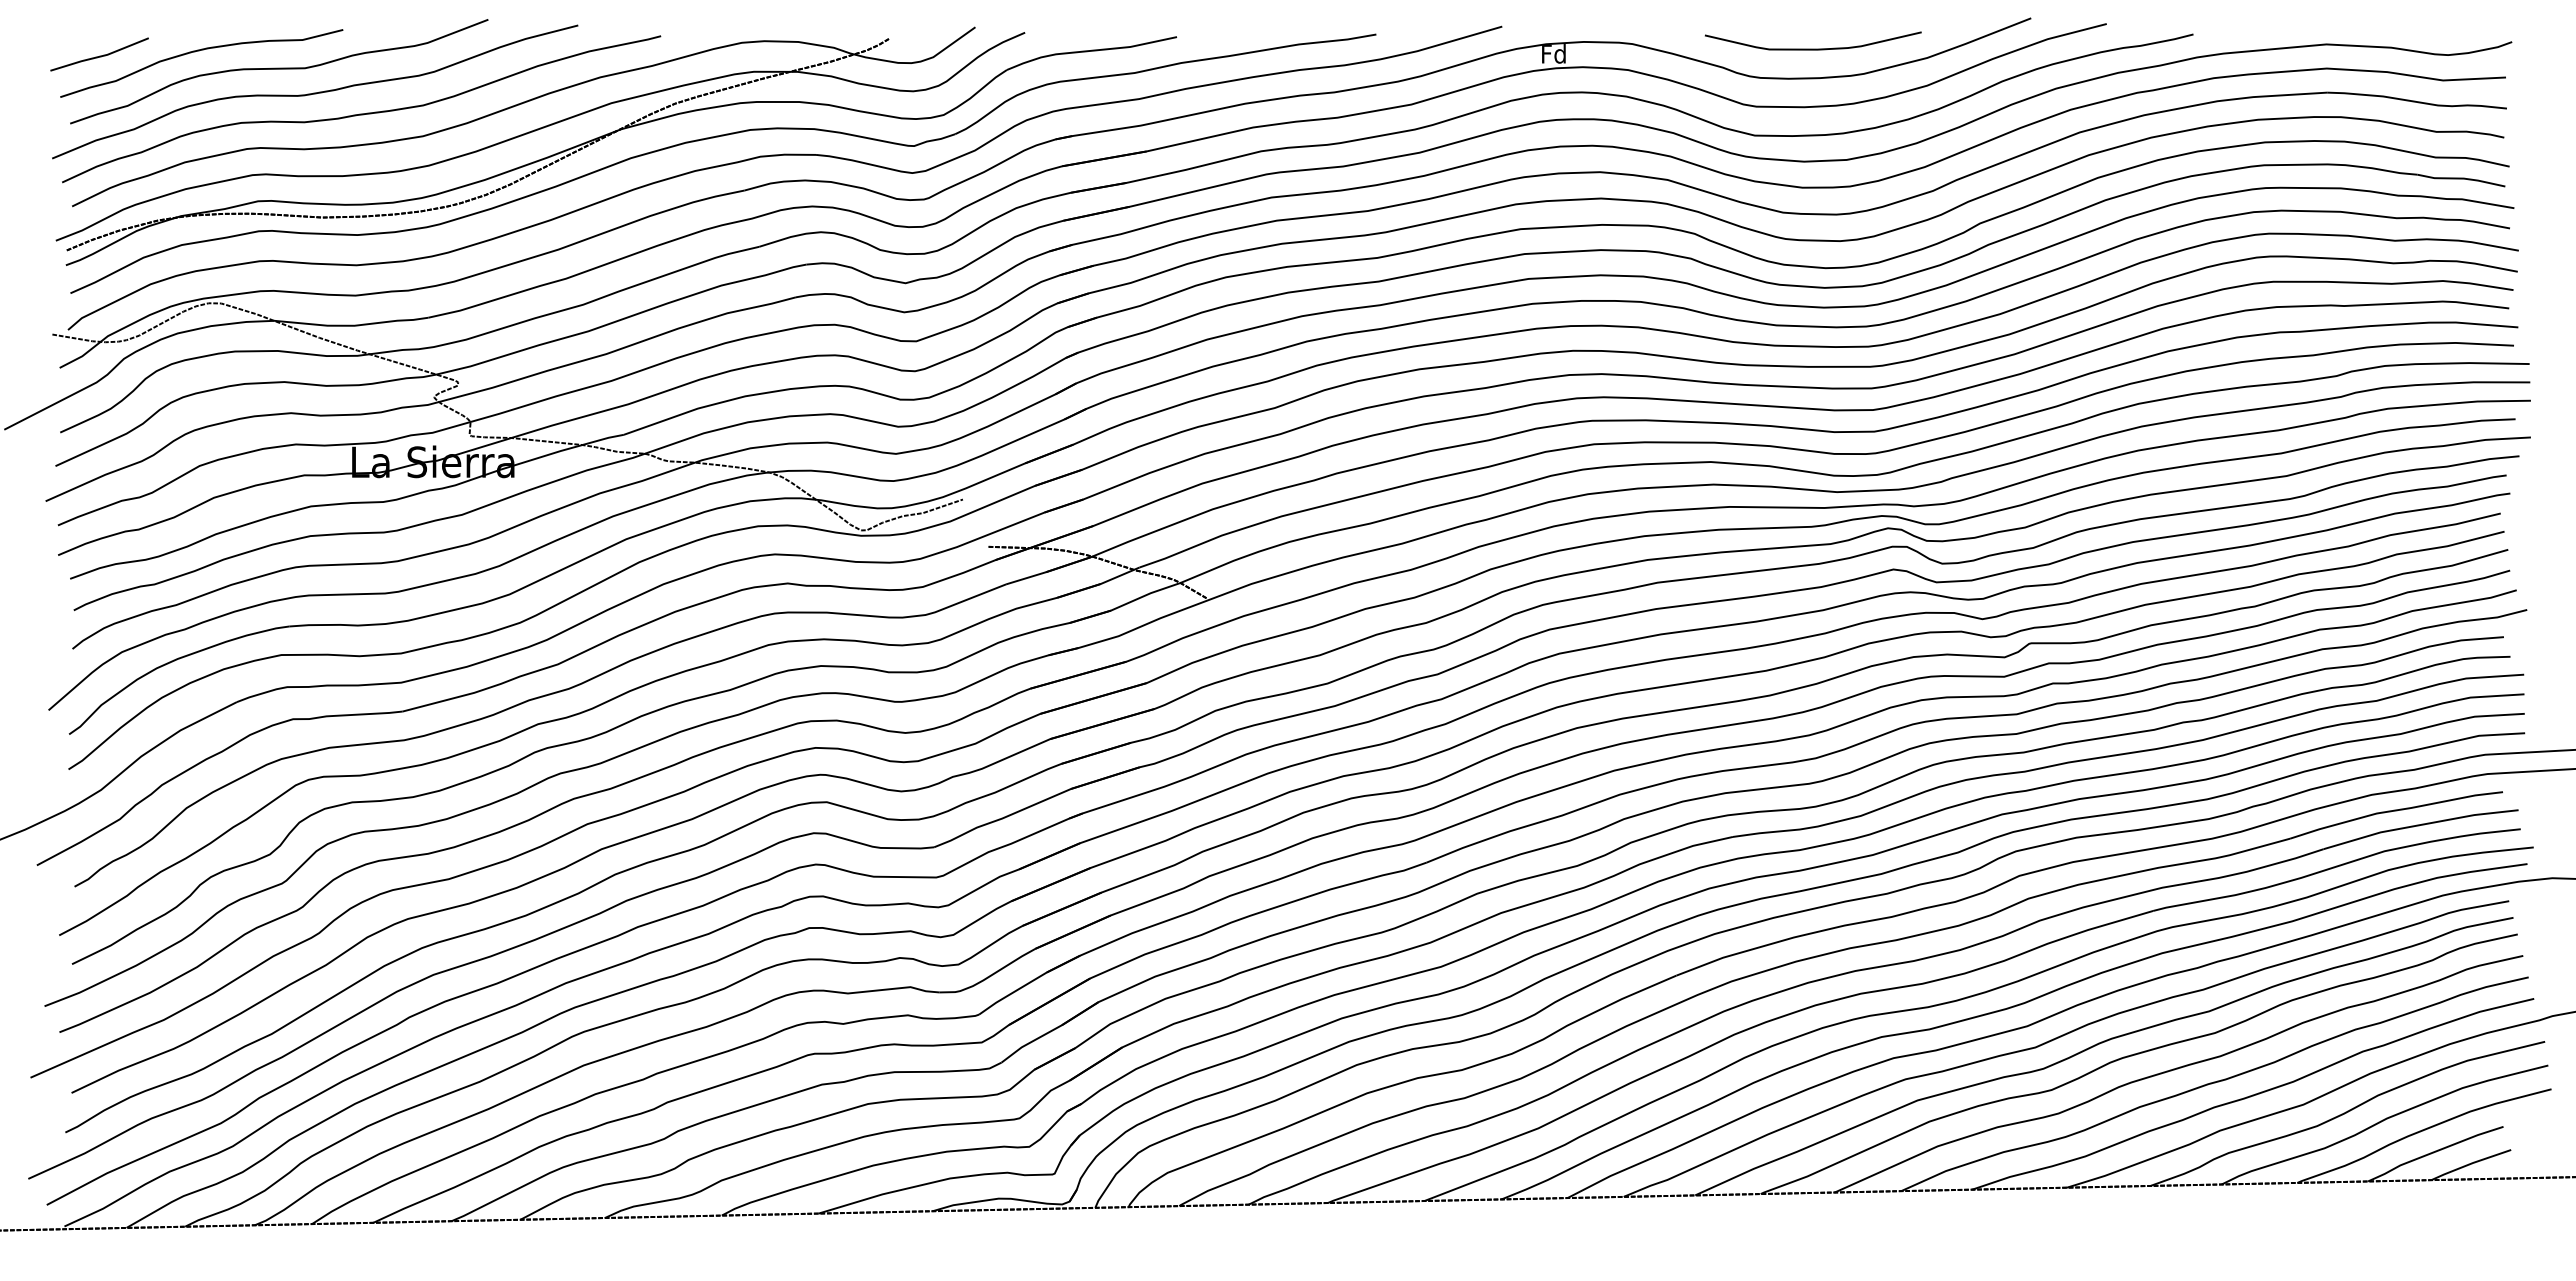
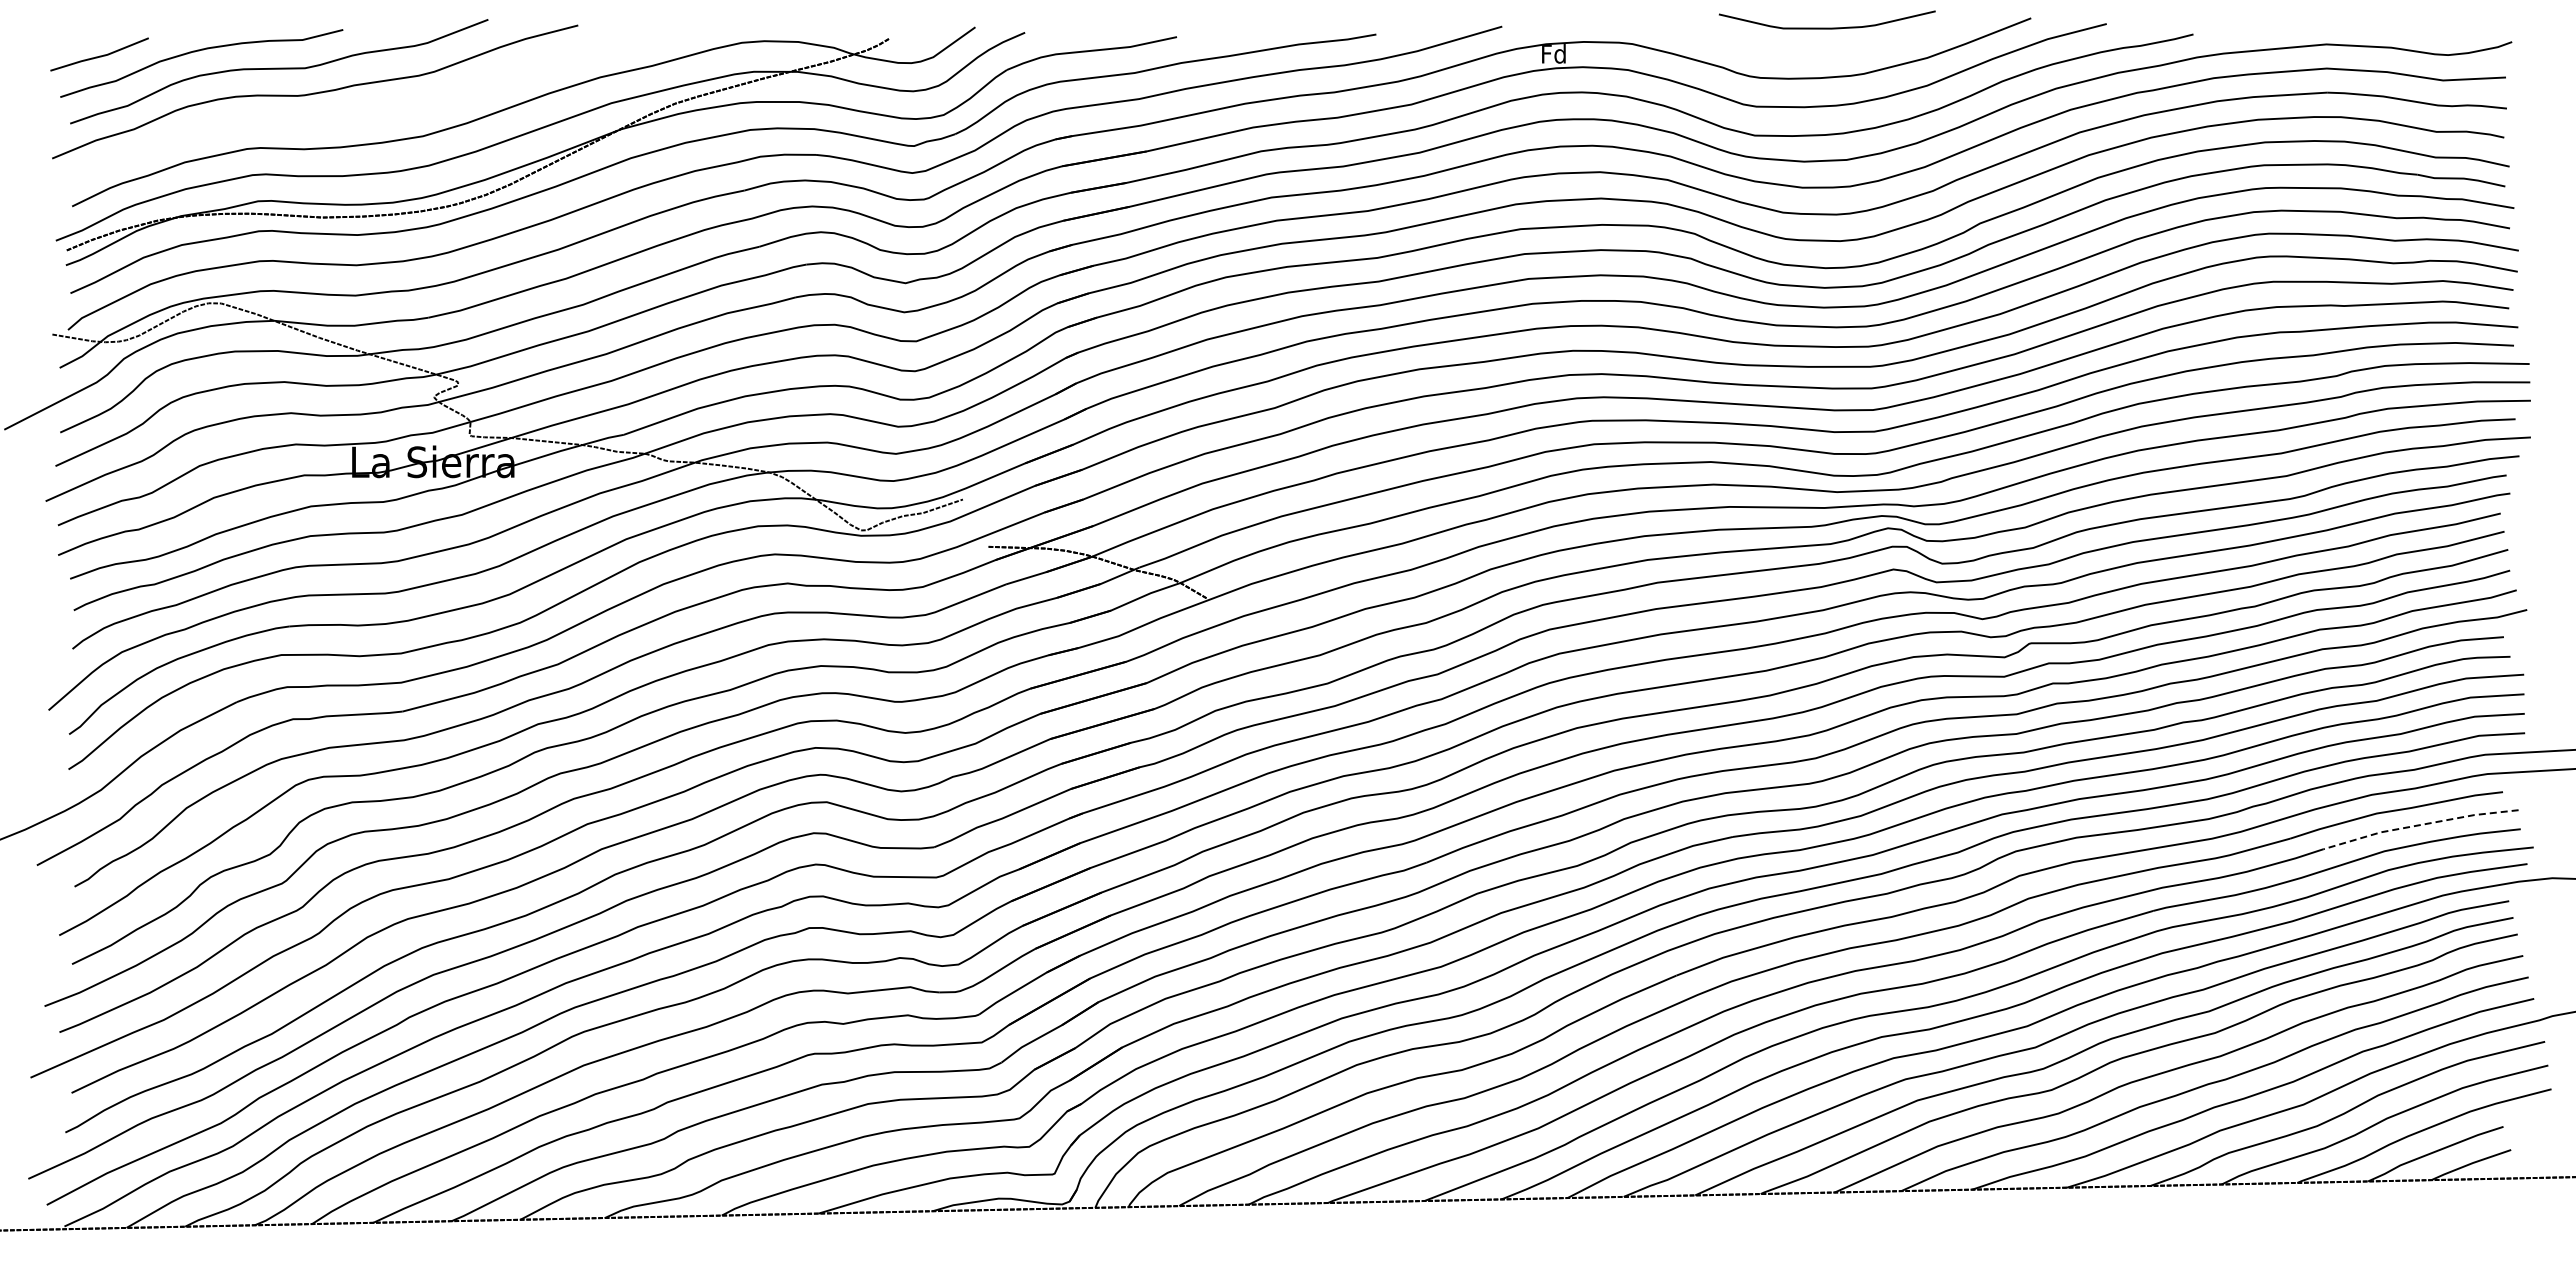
curve position: (1813, 48) -> (1827, 27) (1827, 27)
curve: present -> none (361, 113)
line: solid -> dashed (2419, 825)
